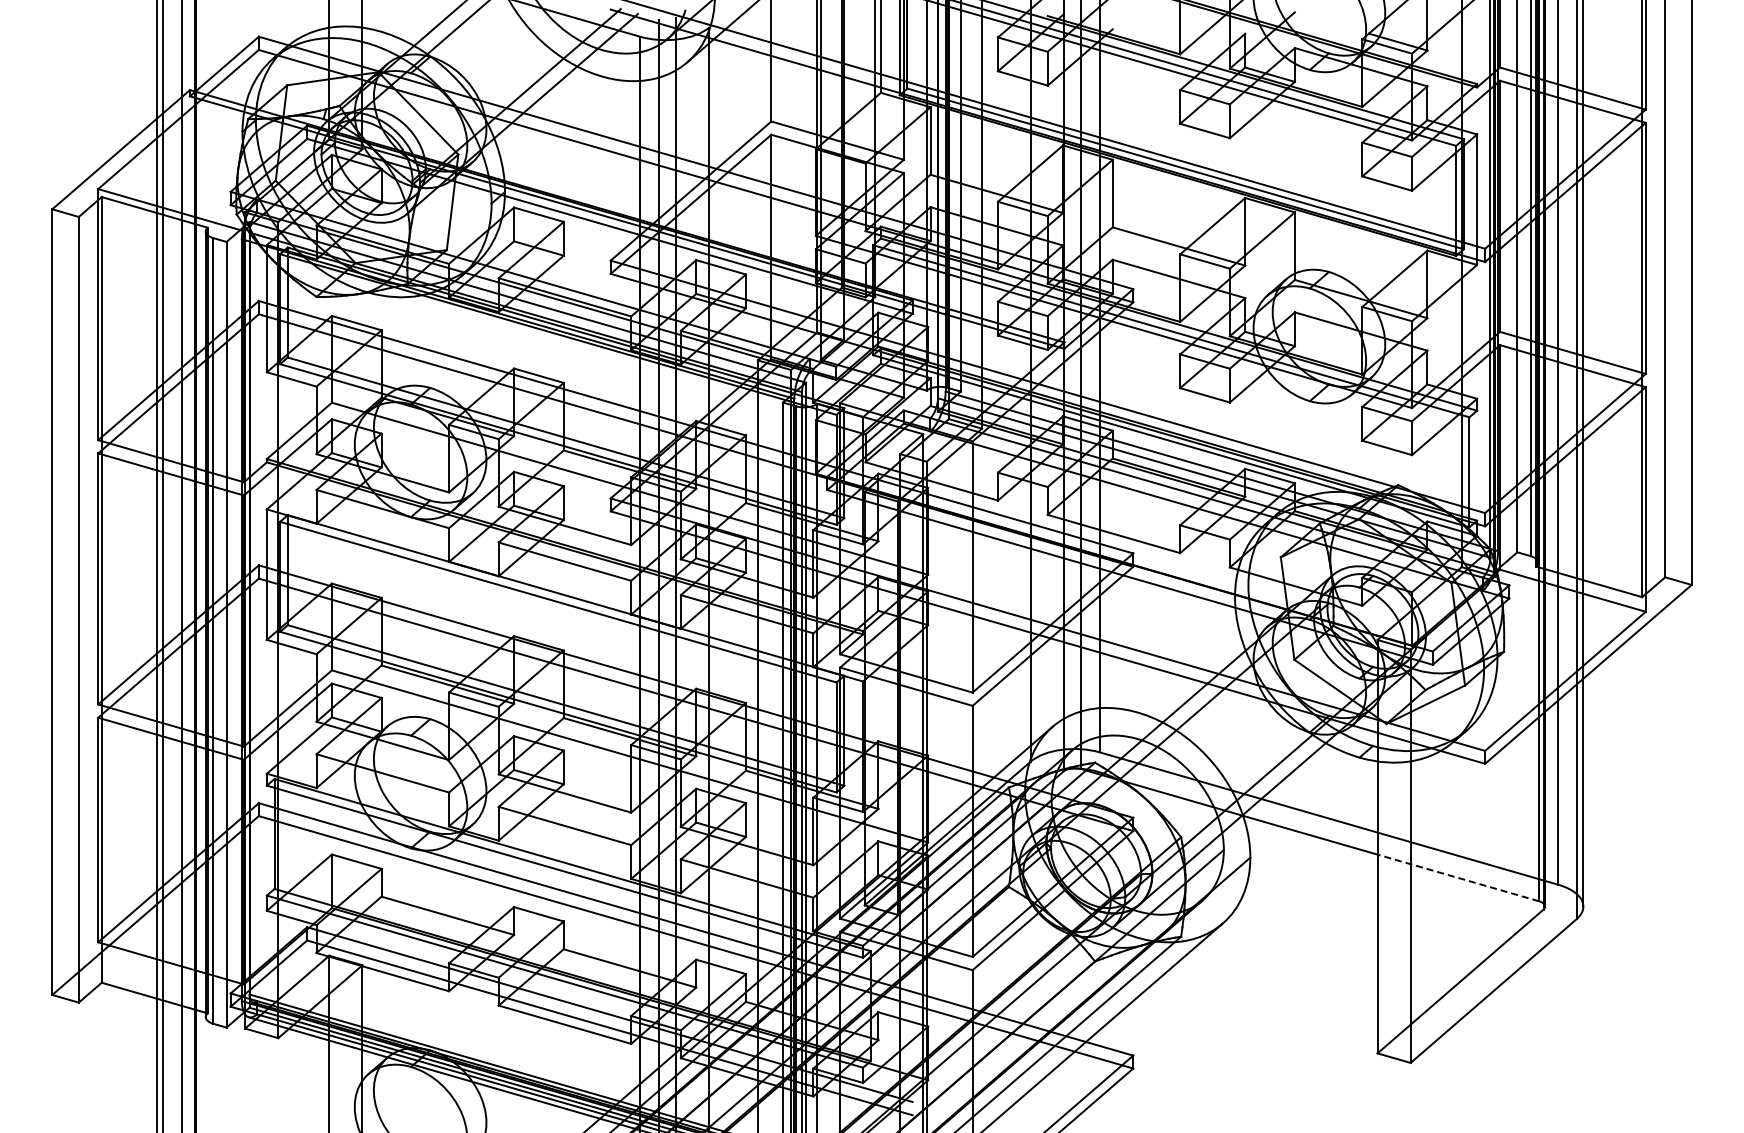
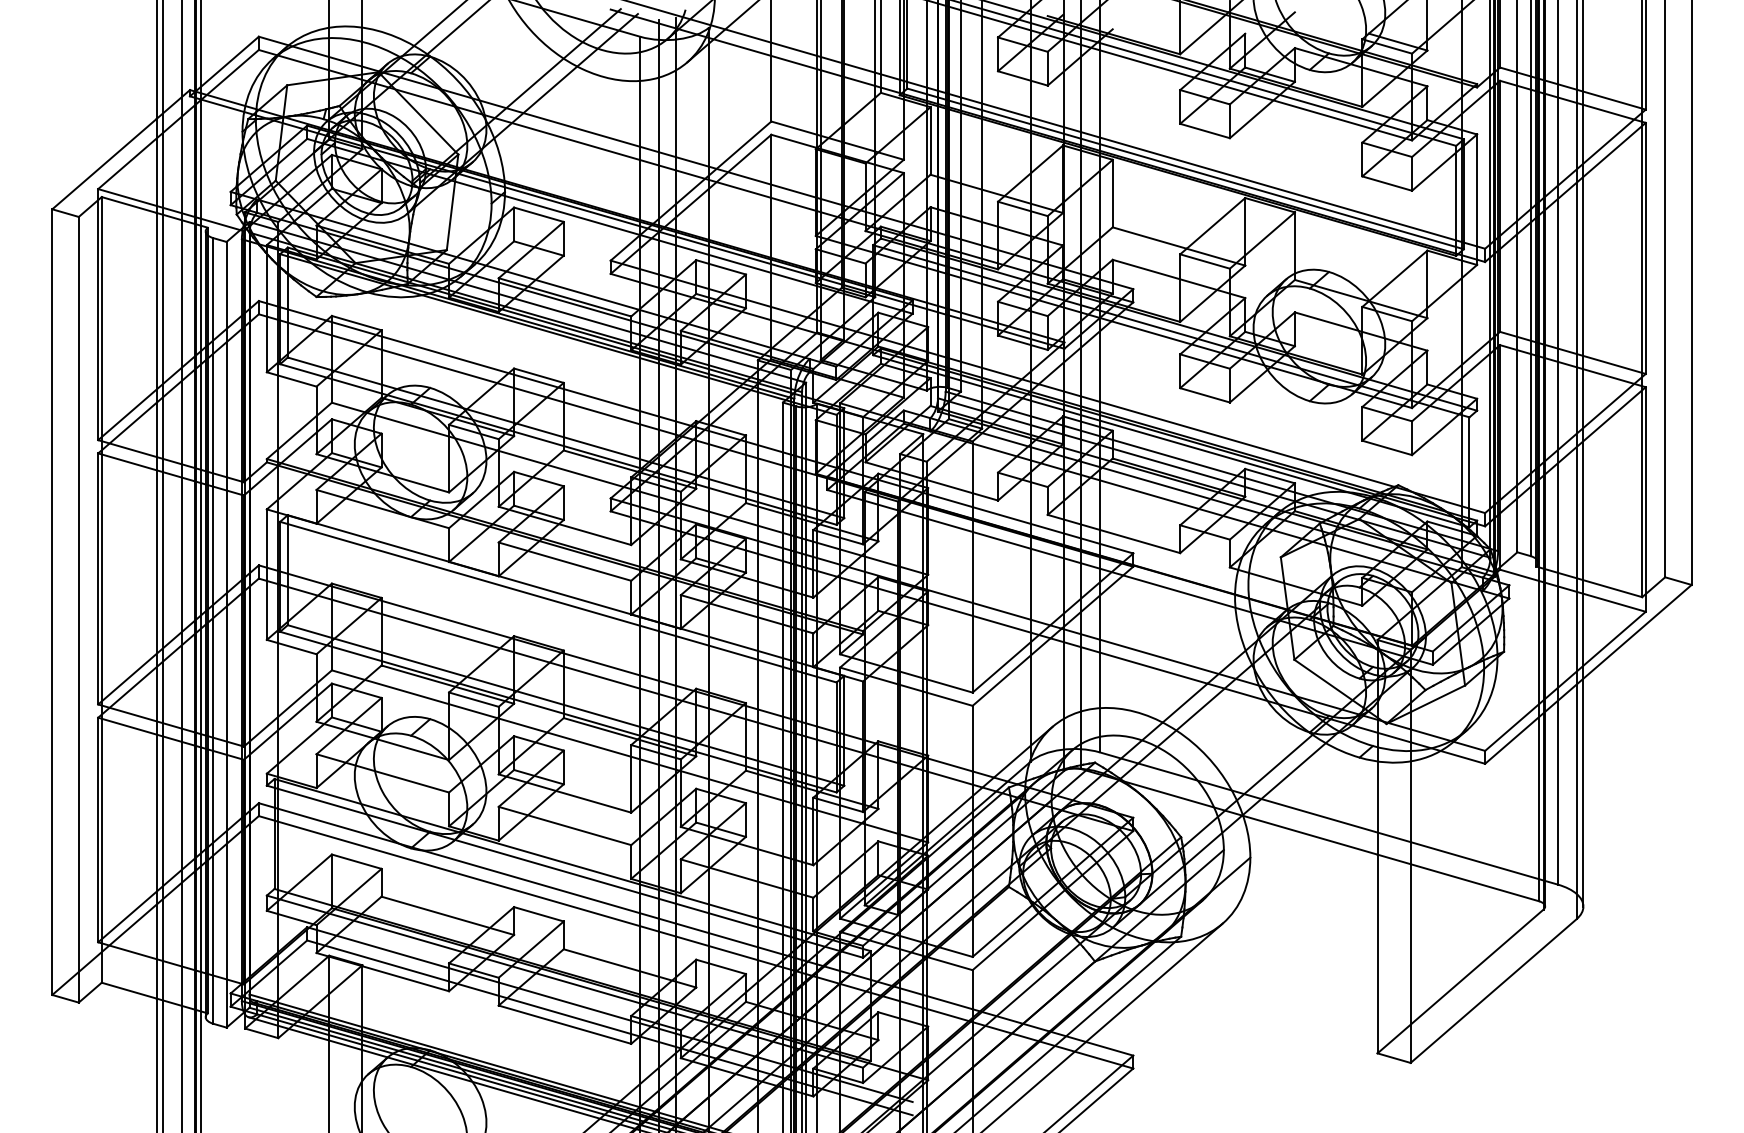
line: none -> present (200, 565)
line: dashed -> solid (1457, 877)
